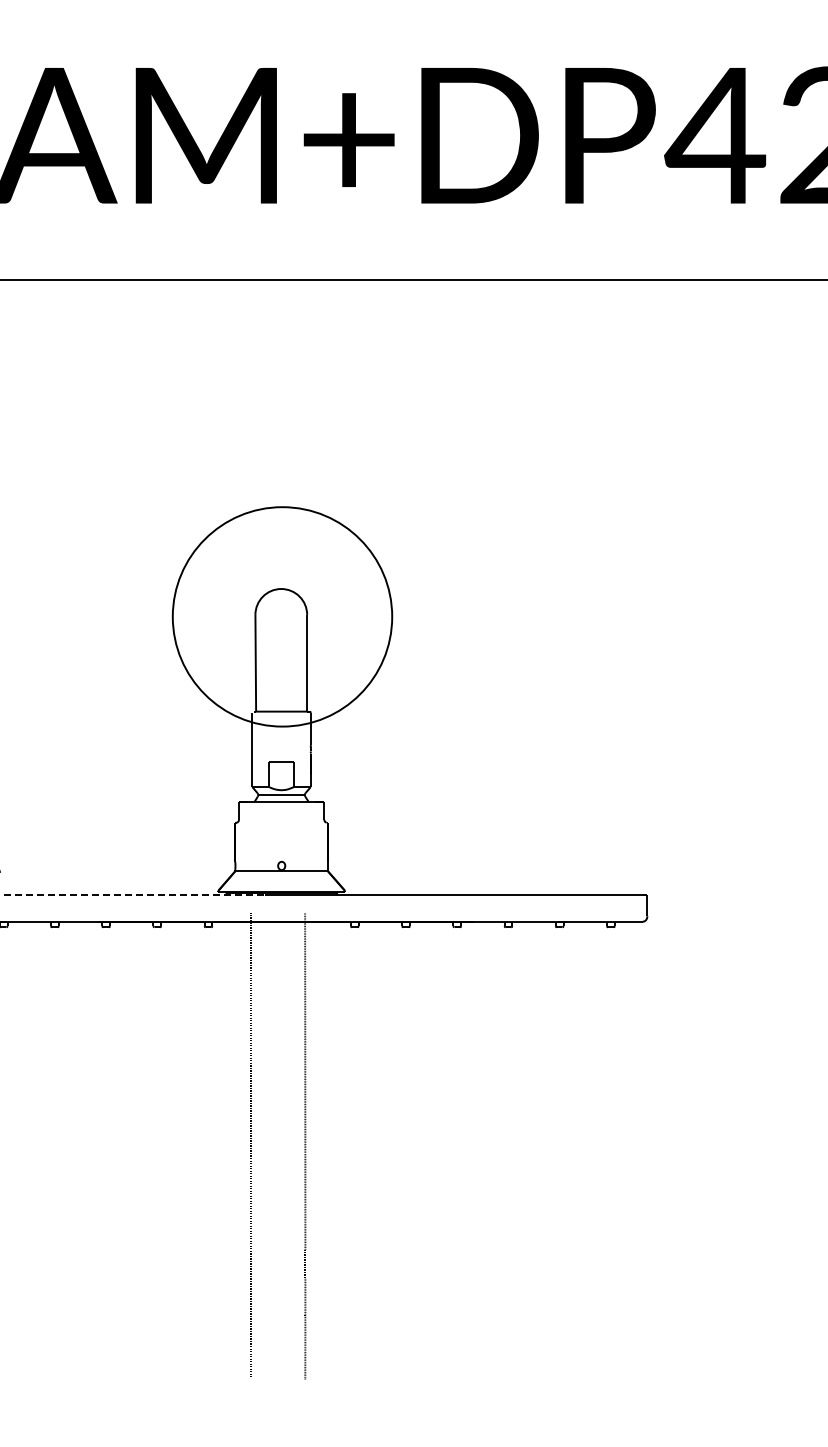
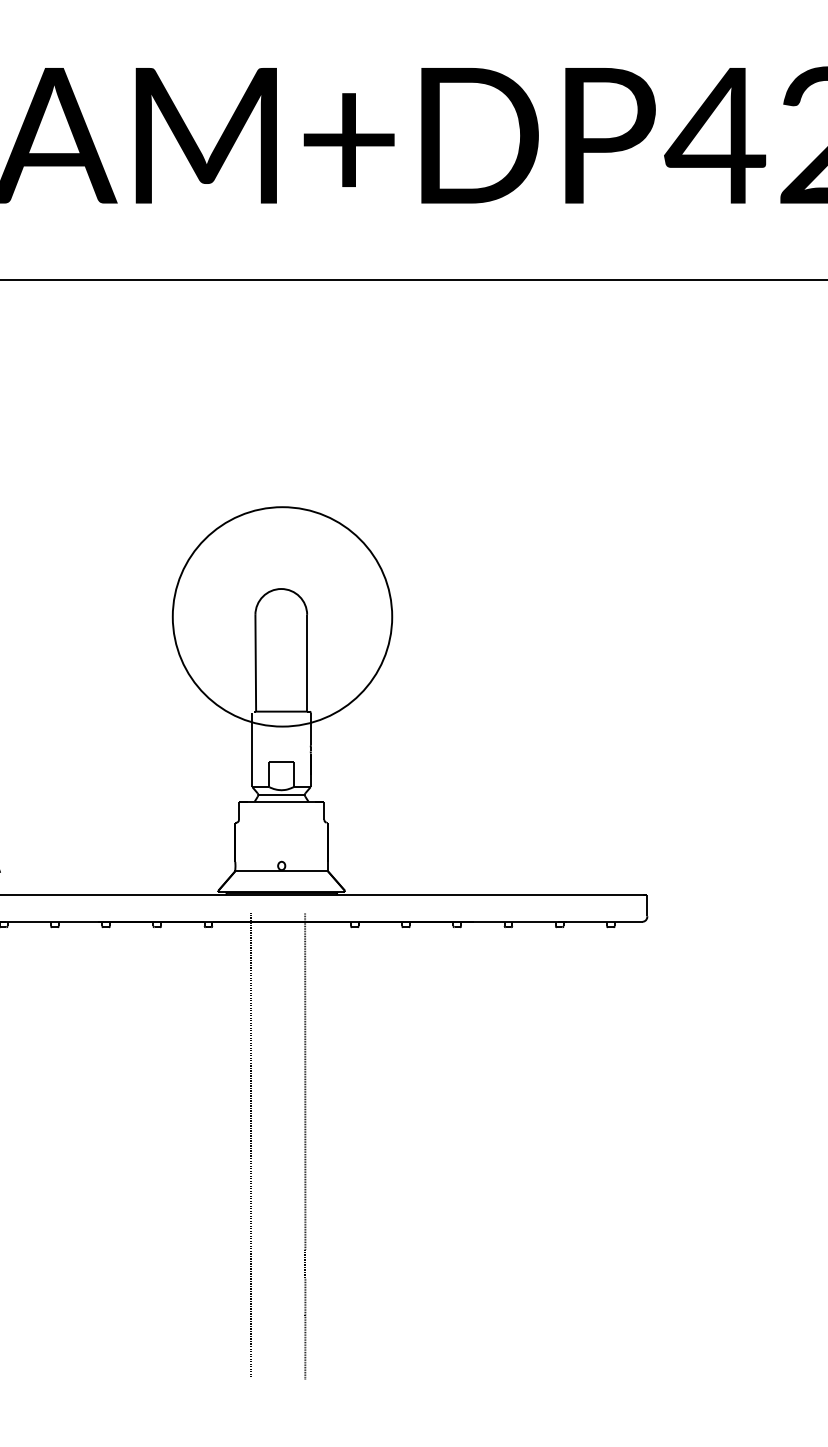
line: dashed -> solid (132, 894)
